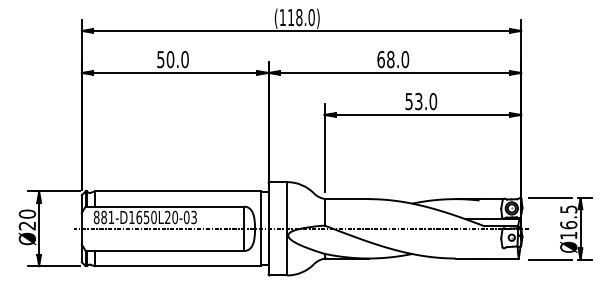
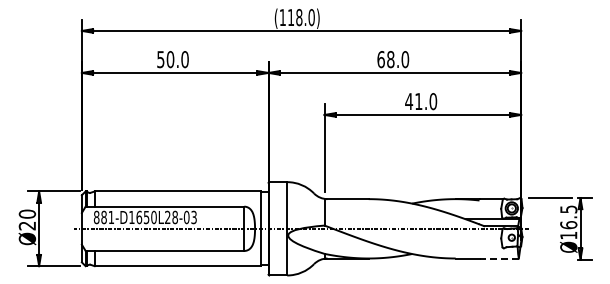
text: 53.0 -> 41.0 (413, 101)
text: 881-D1650L20-03 -> 881-D1650L28-03 (175, 217)
line: solid -> dashed (499, 258)
line: present -> none (550, 259)
